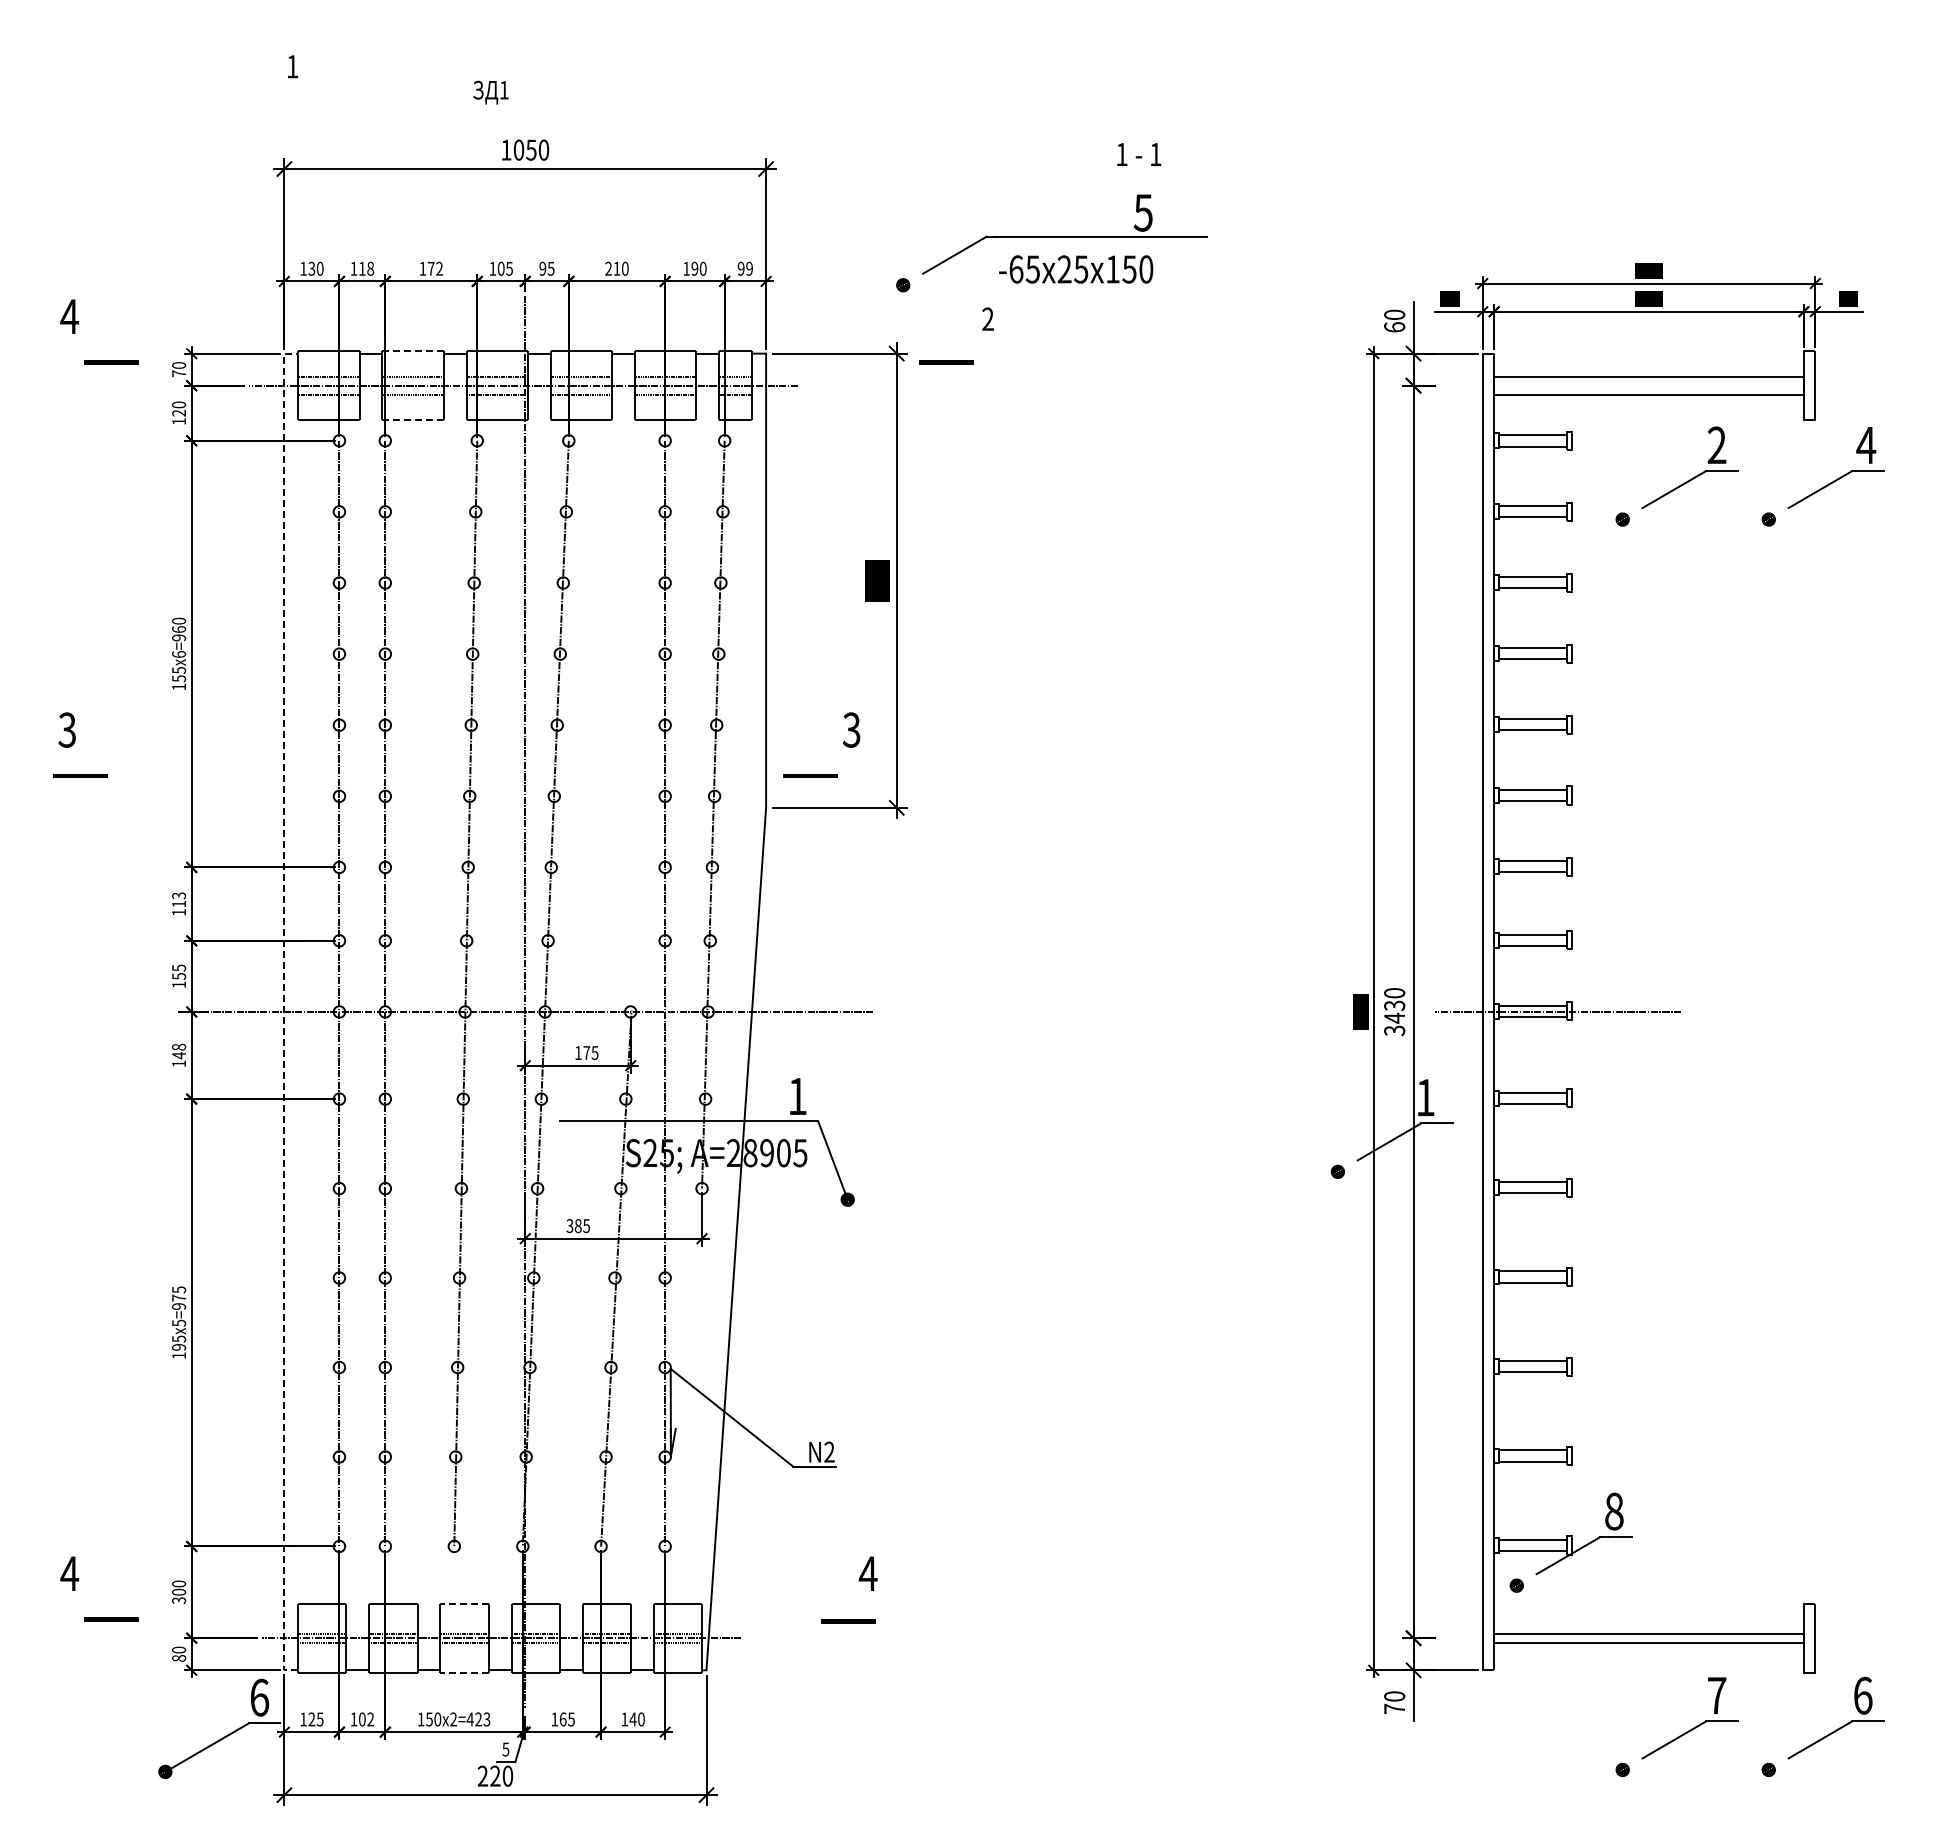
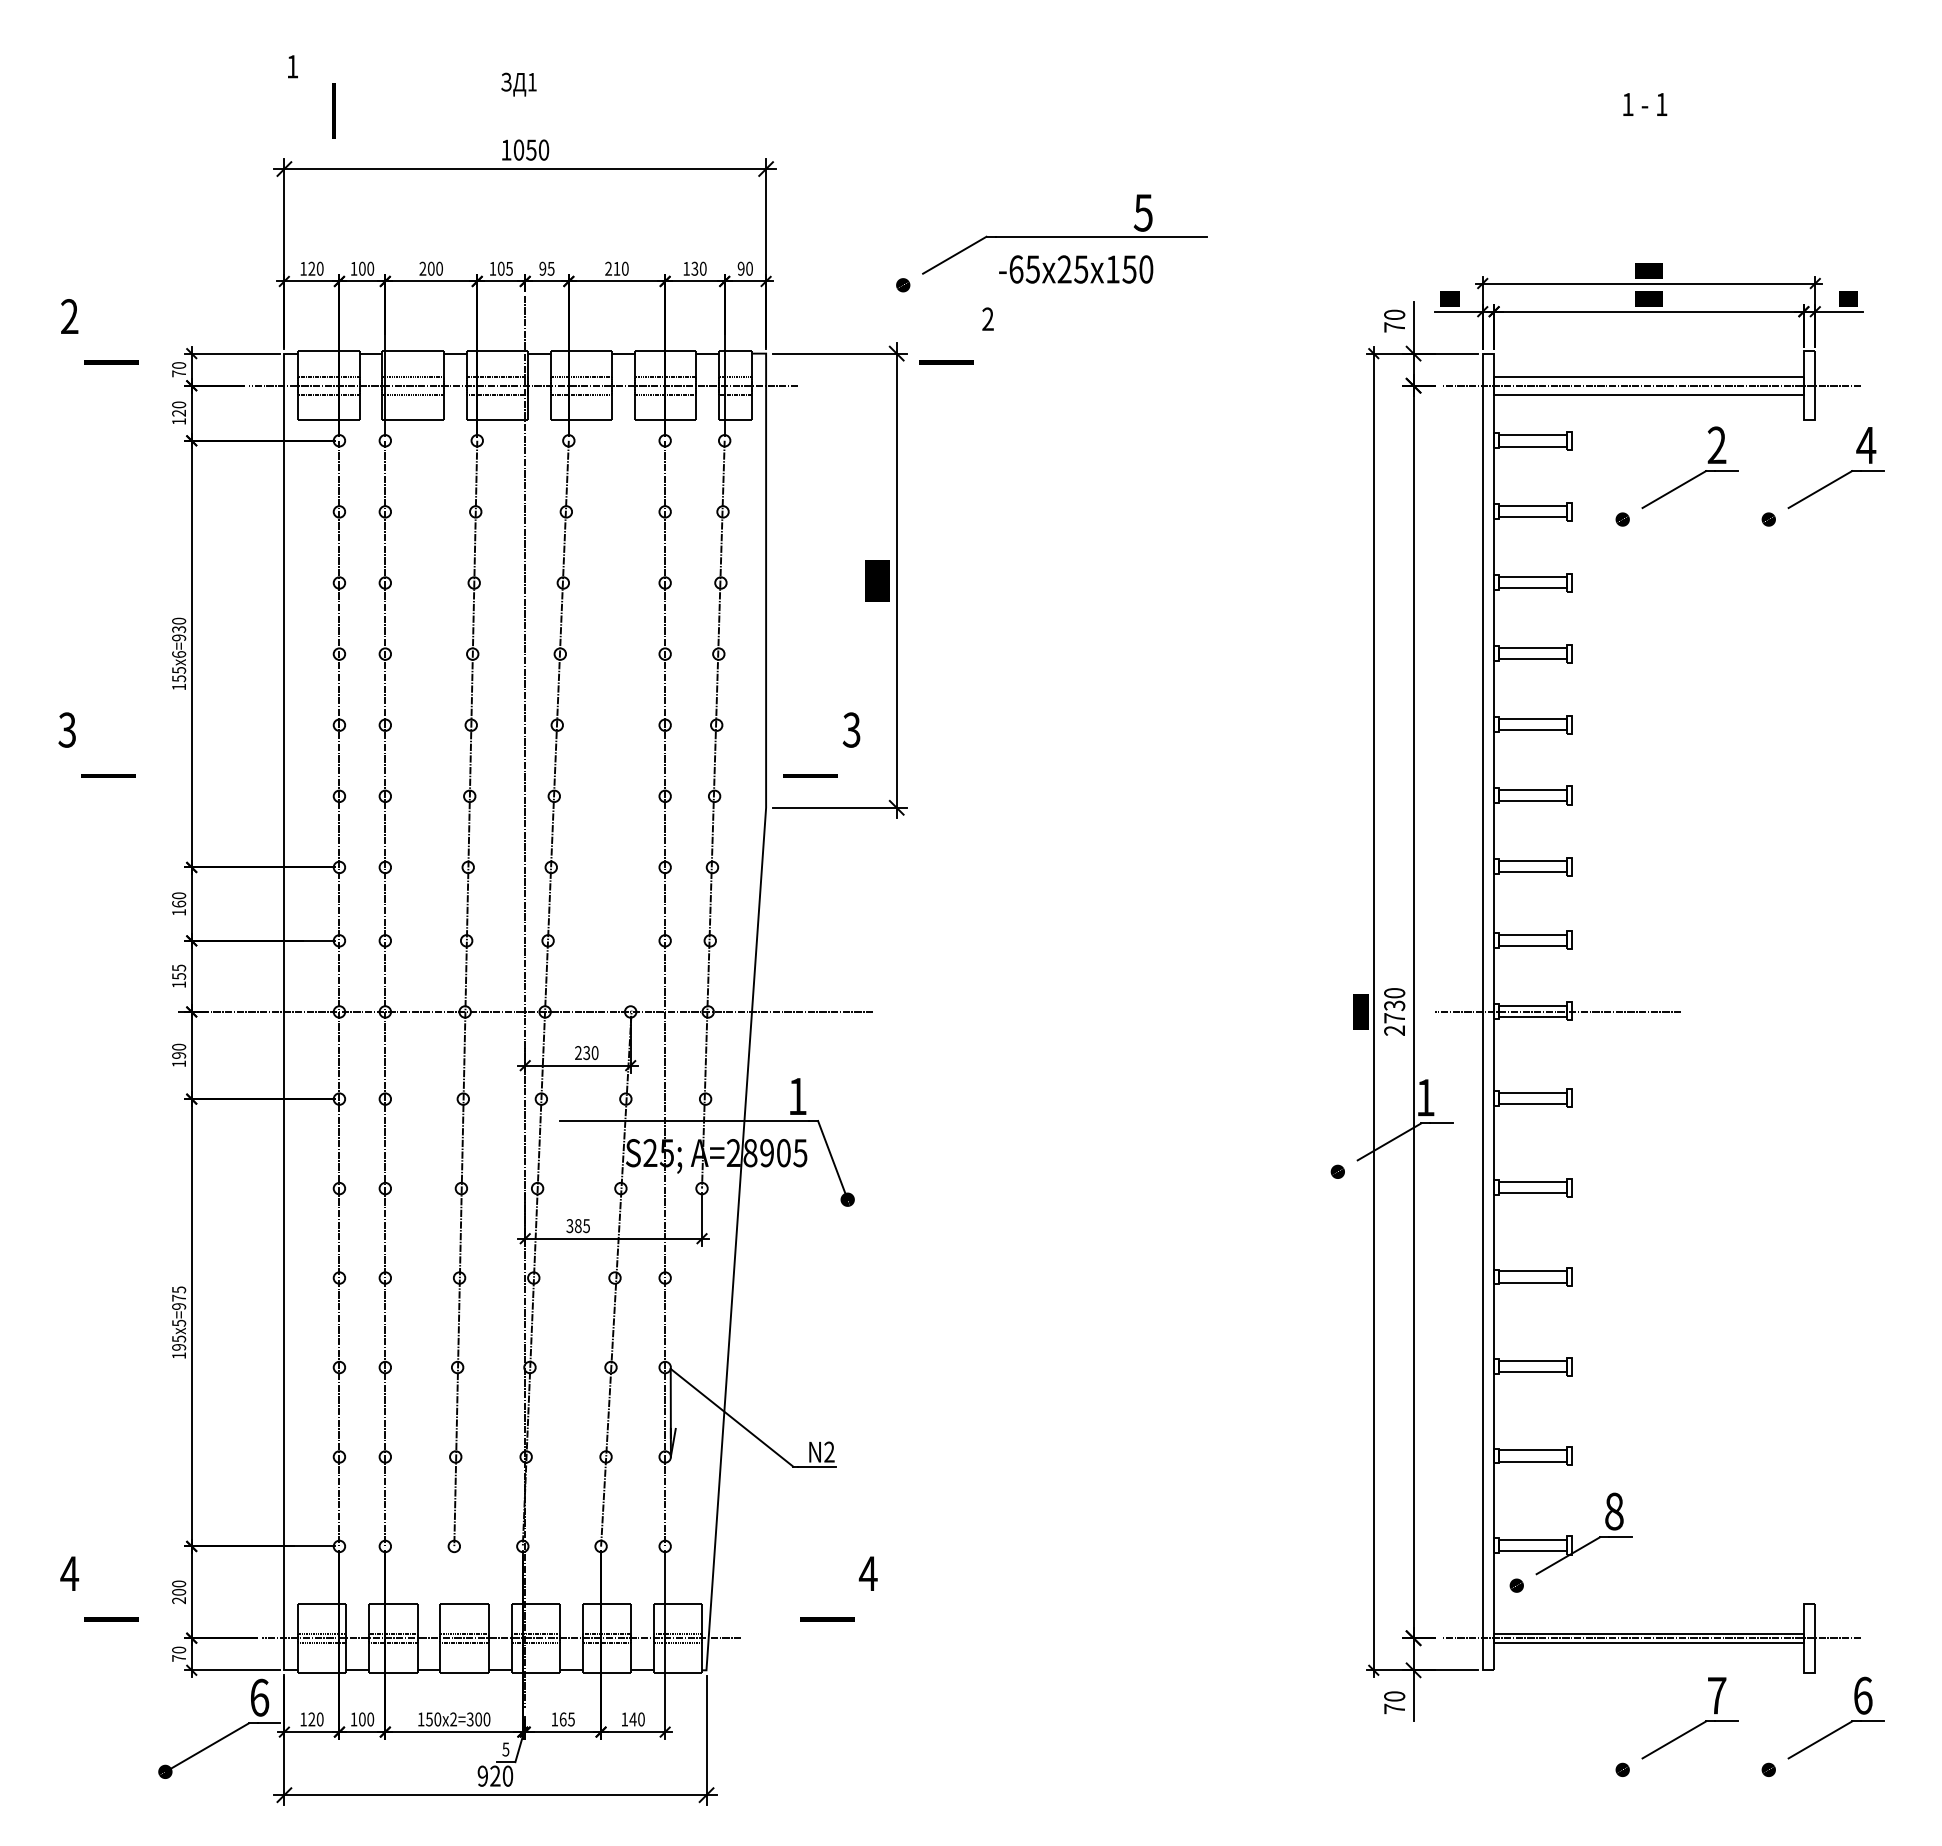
text position: (490, 92) -> (518, 84) (518, 84)
line: none -> present (333, 110)
text position: (1139, 154) -> (1645, 104) (1645, 104)
text: 130 -> 120 (311, 268)
text: 118 -> 100 (366, 268)
text: 172 -> 200 (430, 268)
text: 190 -> 130 (694, 268)
text: 99 -> 90 (749, 268)
text: 4 -> 2 (69, 316)
text: 60 -> 70 (1394, 327)
line: dashed -> solid (413, 351)
line: none -> present (1650, 385)
line: dashed -> solid (413, 420)
text: 155x6=960 -> 155x6=930 (179, 629)
line position: (80, 775) -> (108, 775) (108, 775)
text: 113 -> 160 (179, 899)
line: dashed -> solid (284, 1011)
text: 3430 -> 2730 (1394, 1024)
text: 148 -> 190 (179, 1051)
text: 175 -> 230 (586, 1053)
text: 300 -> 200 (179, 1600)
line: dashed -> solid (464, 1603)
line position: (848, 1621) -> (827, 1619) (827, 1619)
line: none -> present (1650, 1638)
text: 80 -> 70 (179, 1658)
line: dashed -> solid (464, 1672)
text: 125 -> 120 (319, 1719)
text: 102 -> 100 (370, 1719)
text: 150x2=423 -> 150x2=300 (478, 1719)
text: 220 -> 920 (482, 1776)
